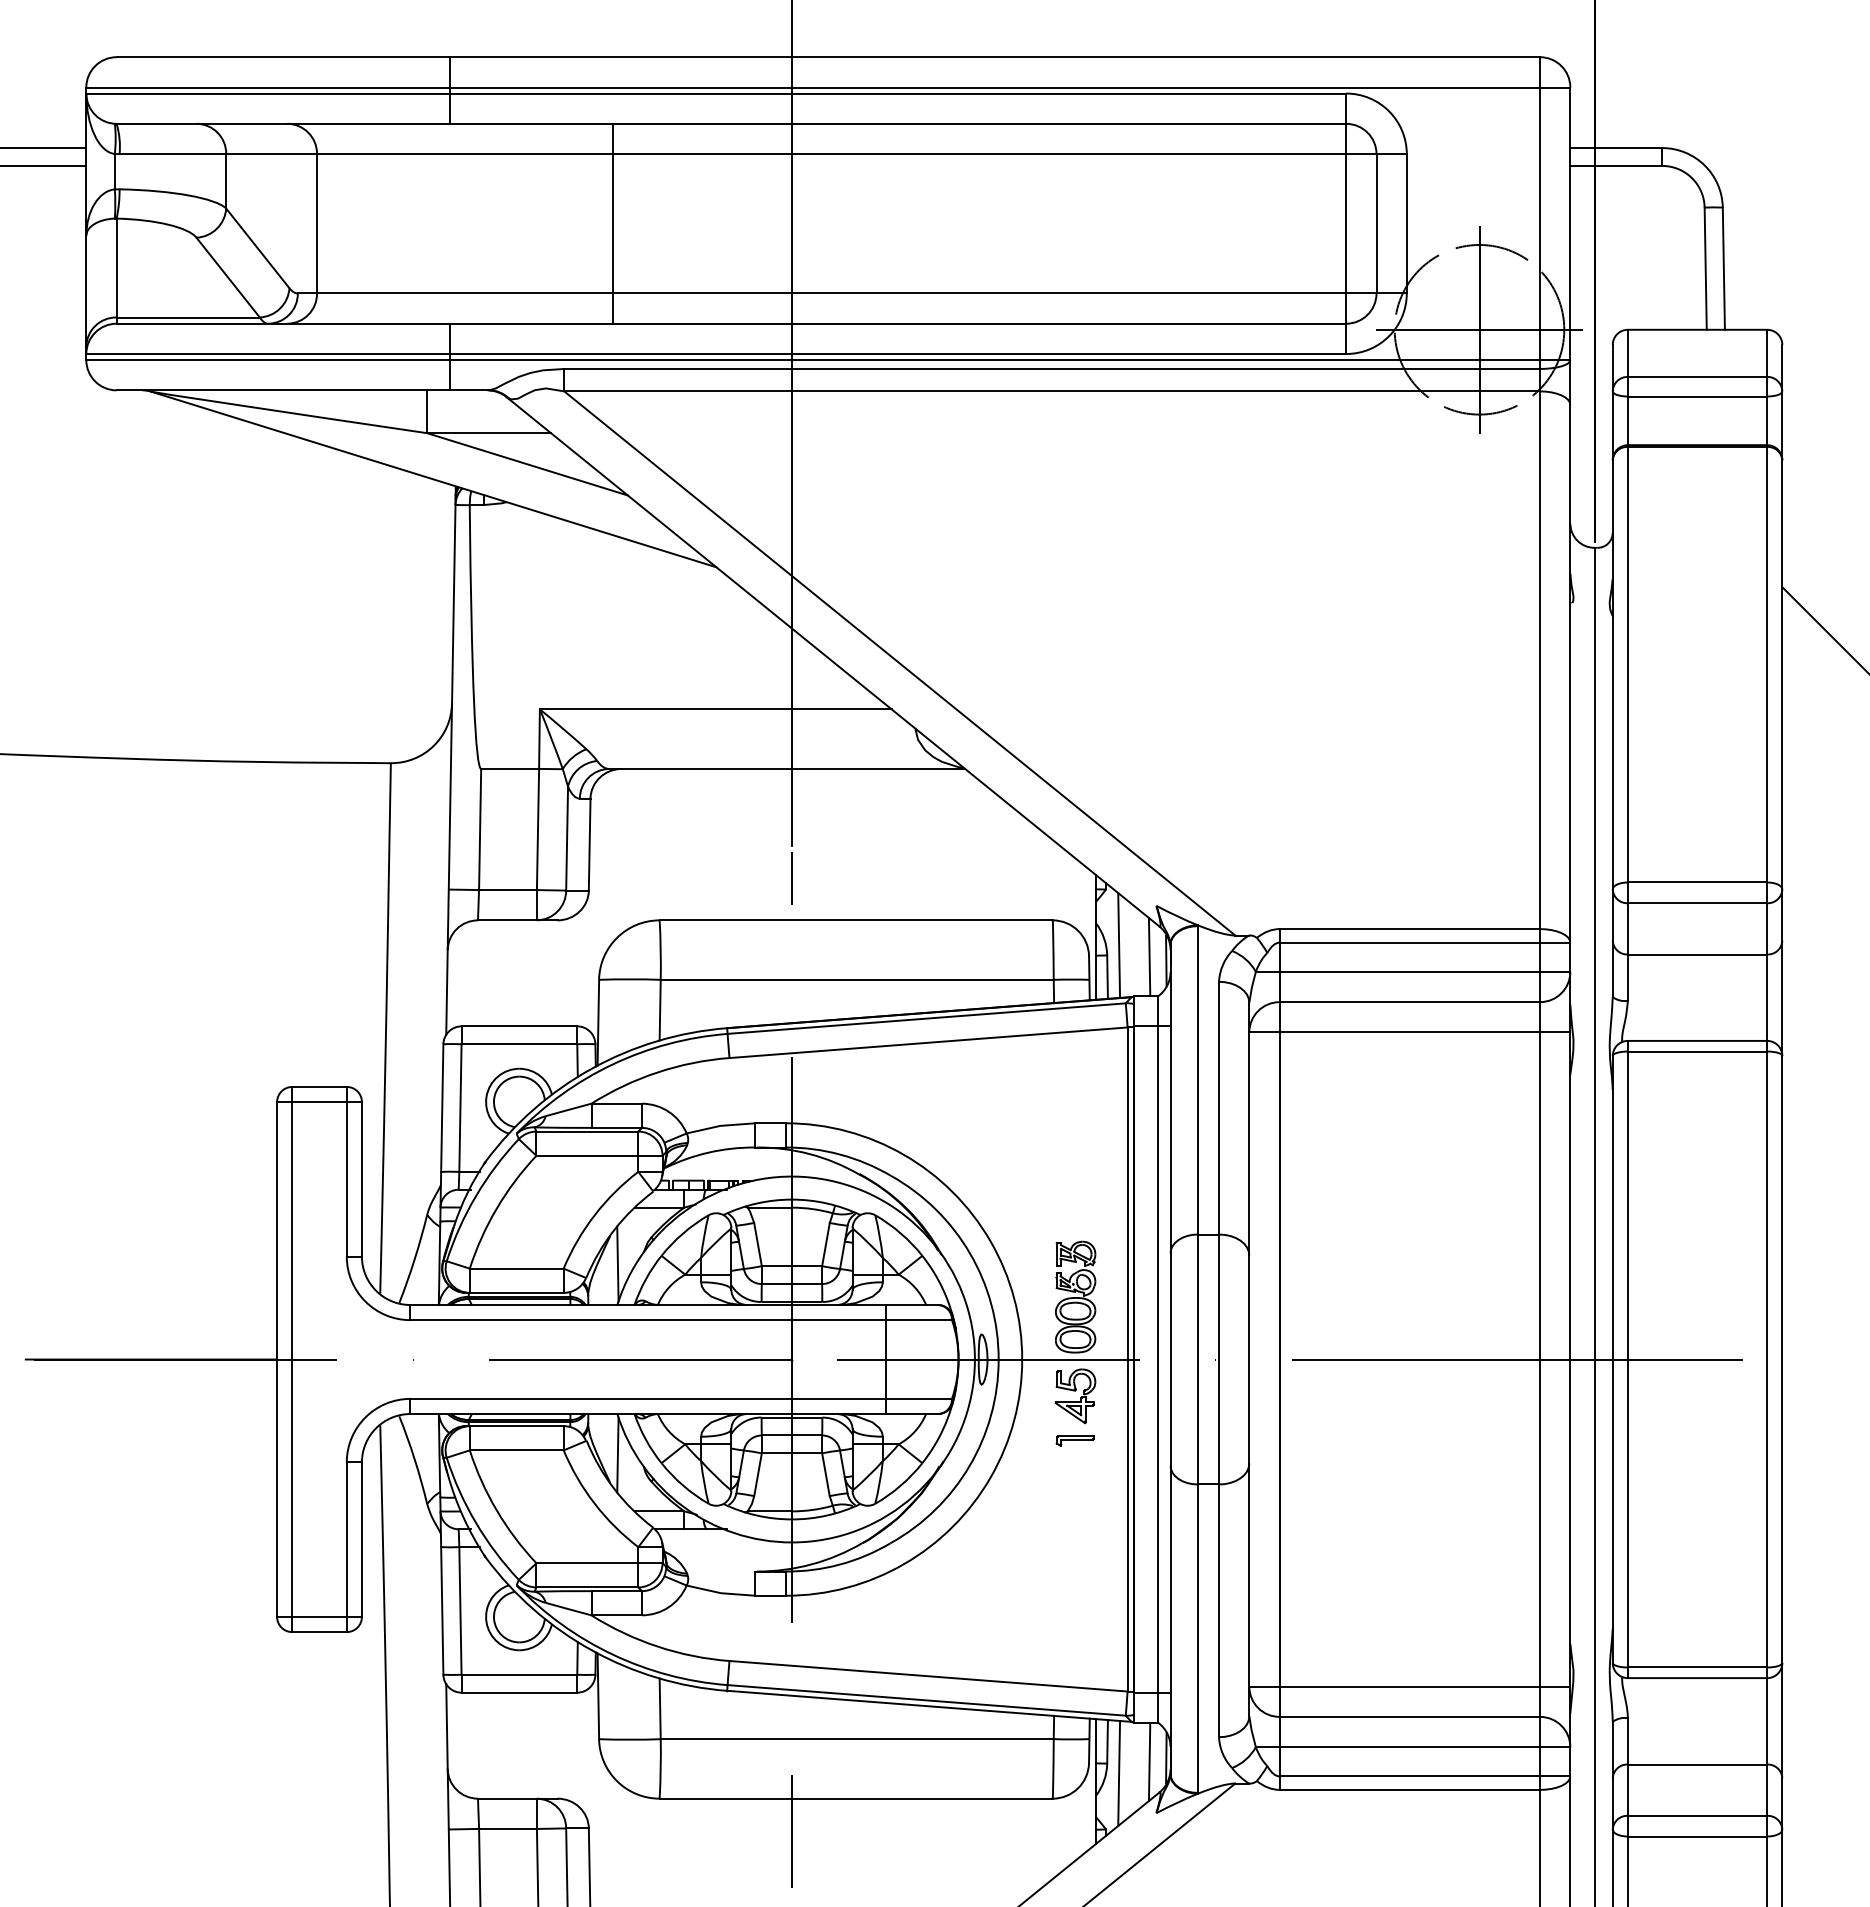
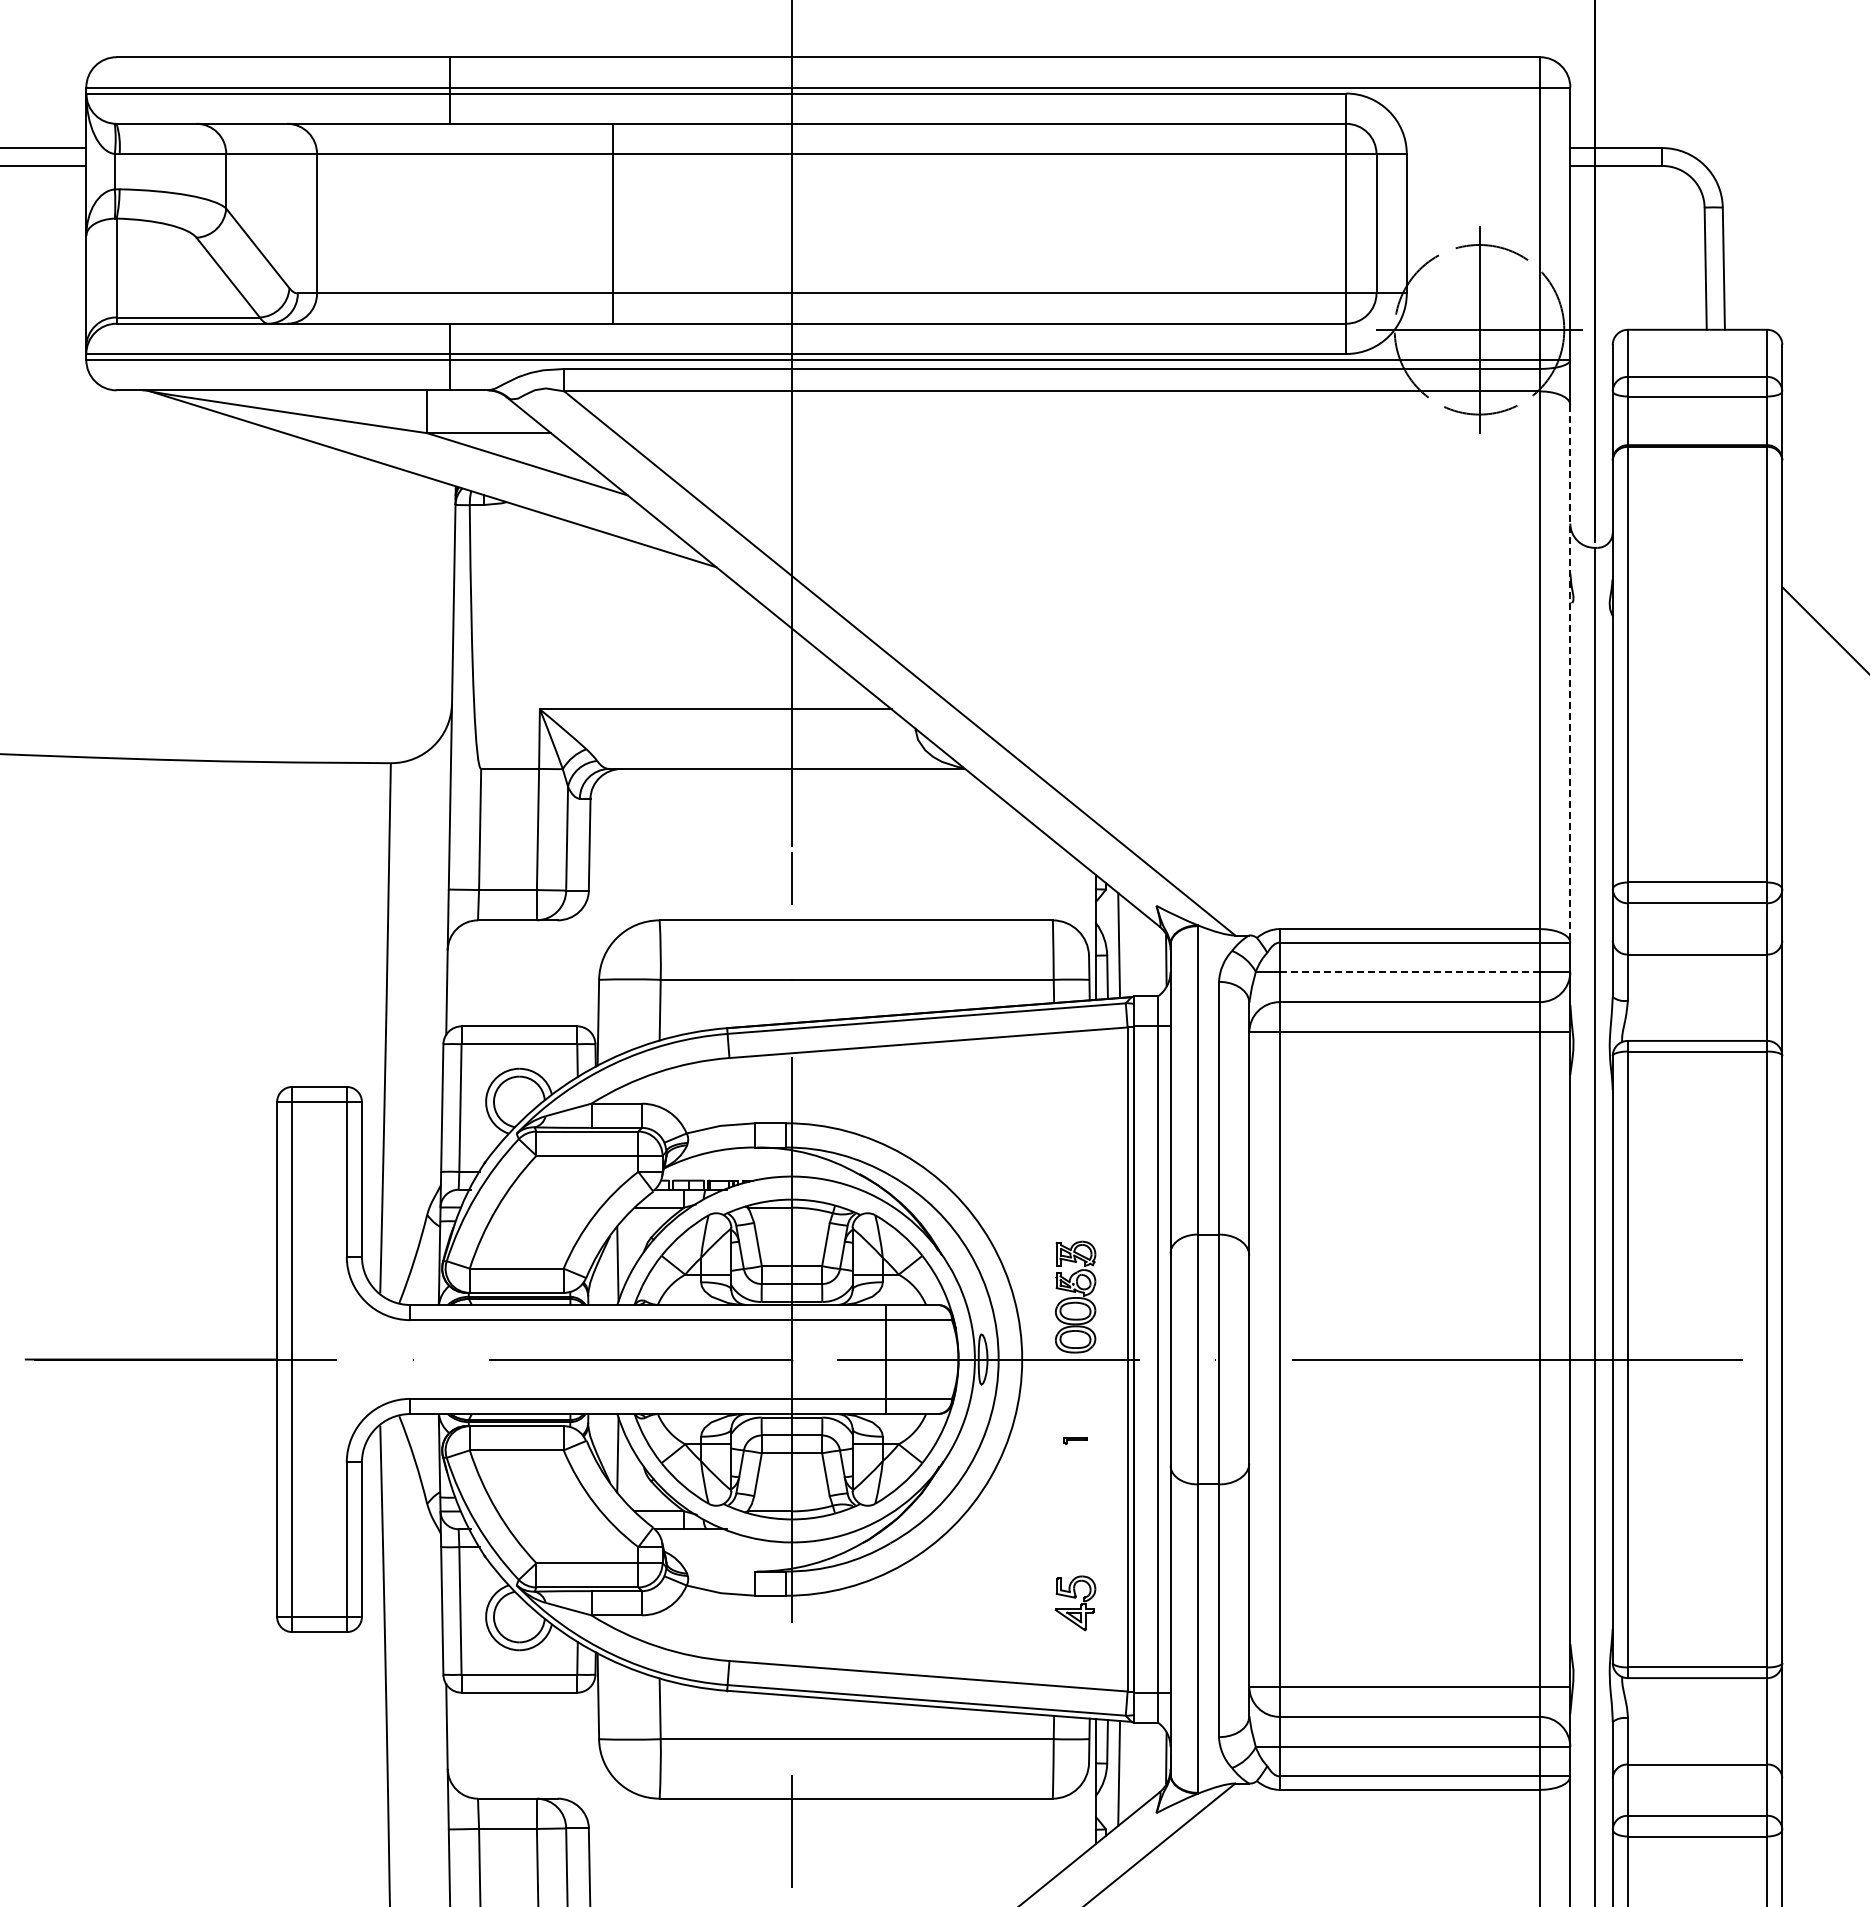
line: solid -> dashed (1570, 673)
line: present -> none (1149, 956)
line: solid -> dashed (1410, 971)
part position: (1075, 1396) -> (1075, 1603) (1075, 1603)
part size: 40x12 px -> 25x8 px (1075, 1440)
line: present -> none (1149, 1761)
